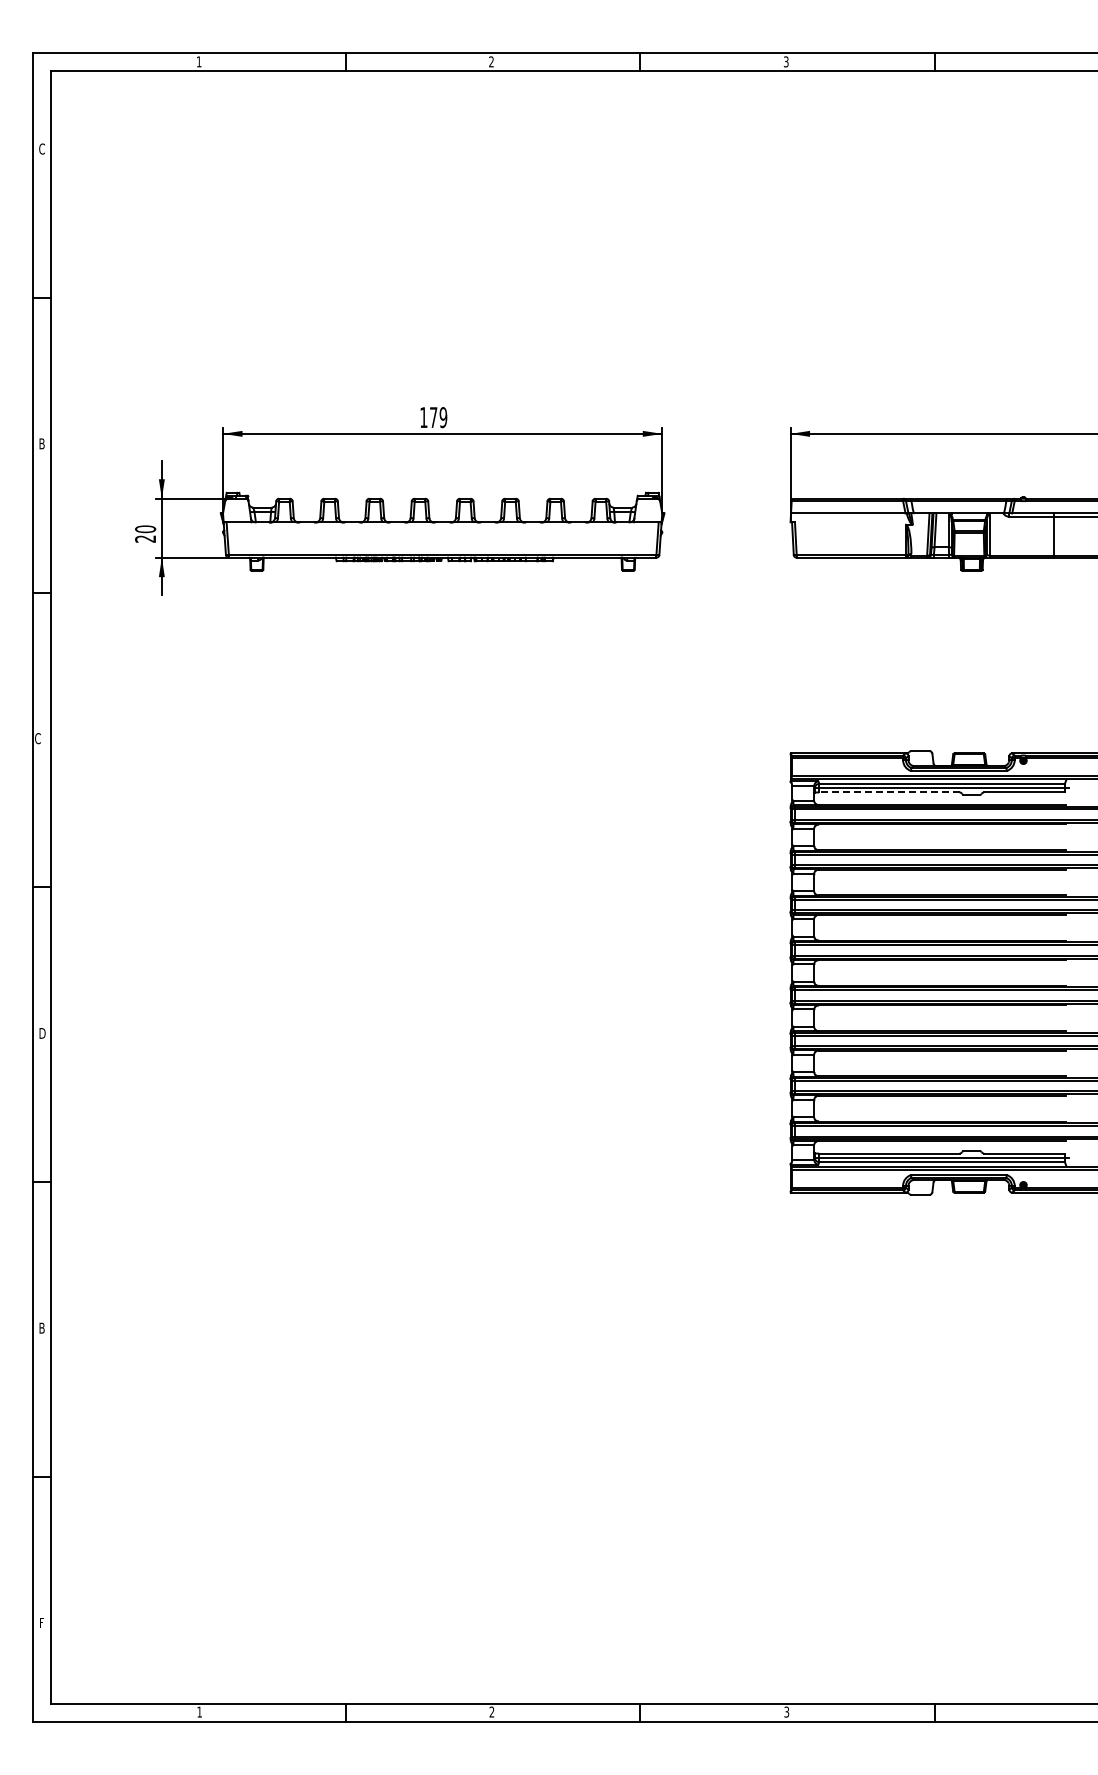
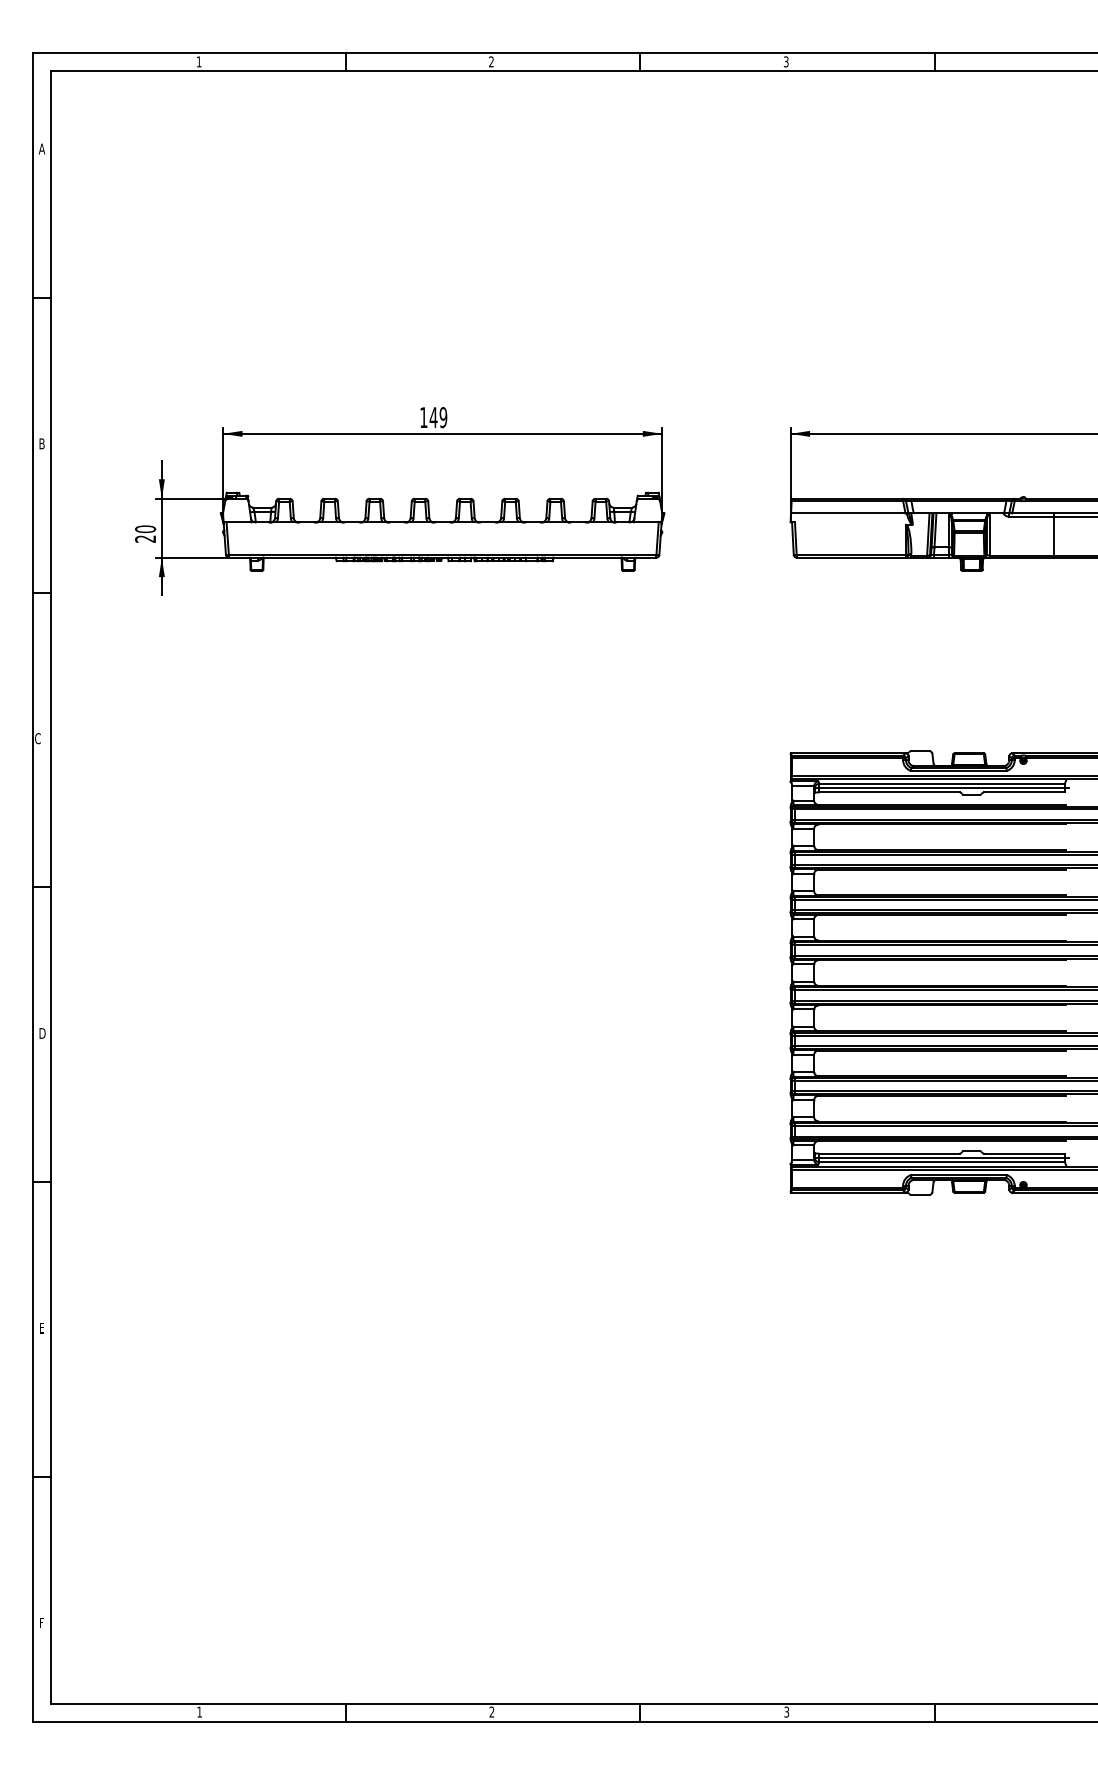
text: C -> A (41, 148)
text: 179 -> 149 (433, 417)
line: dashed -> solid (888, 792)
text: B -> E (41, 1327)
